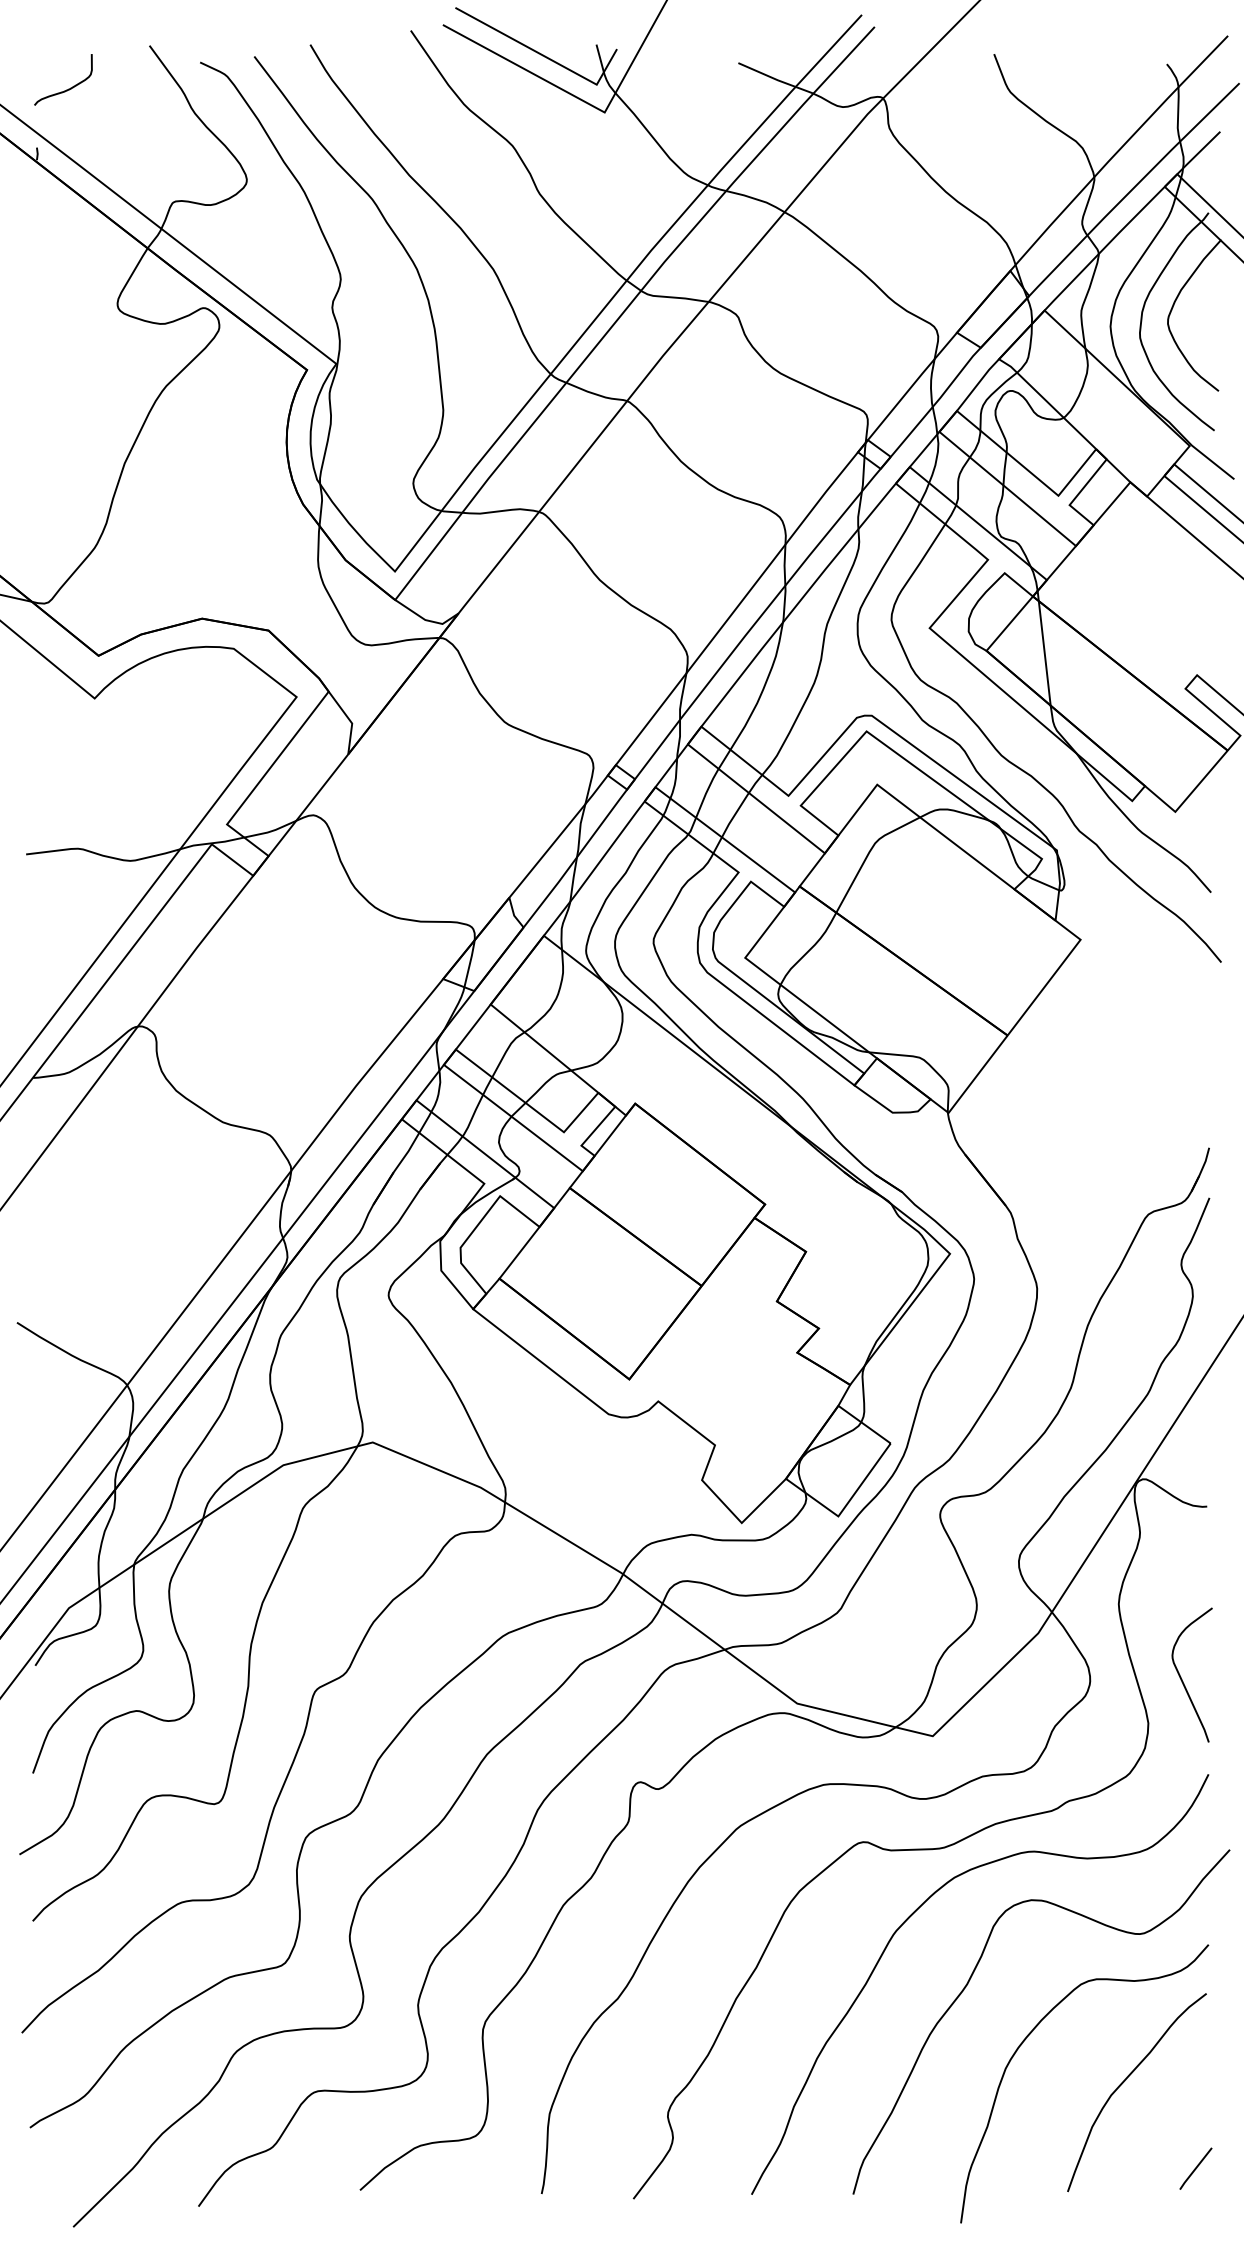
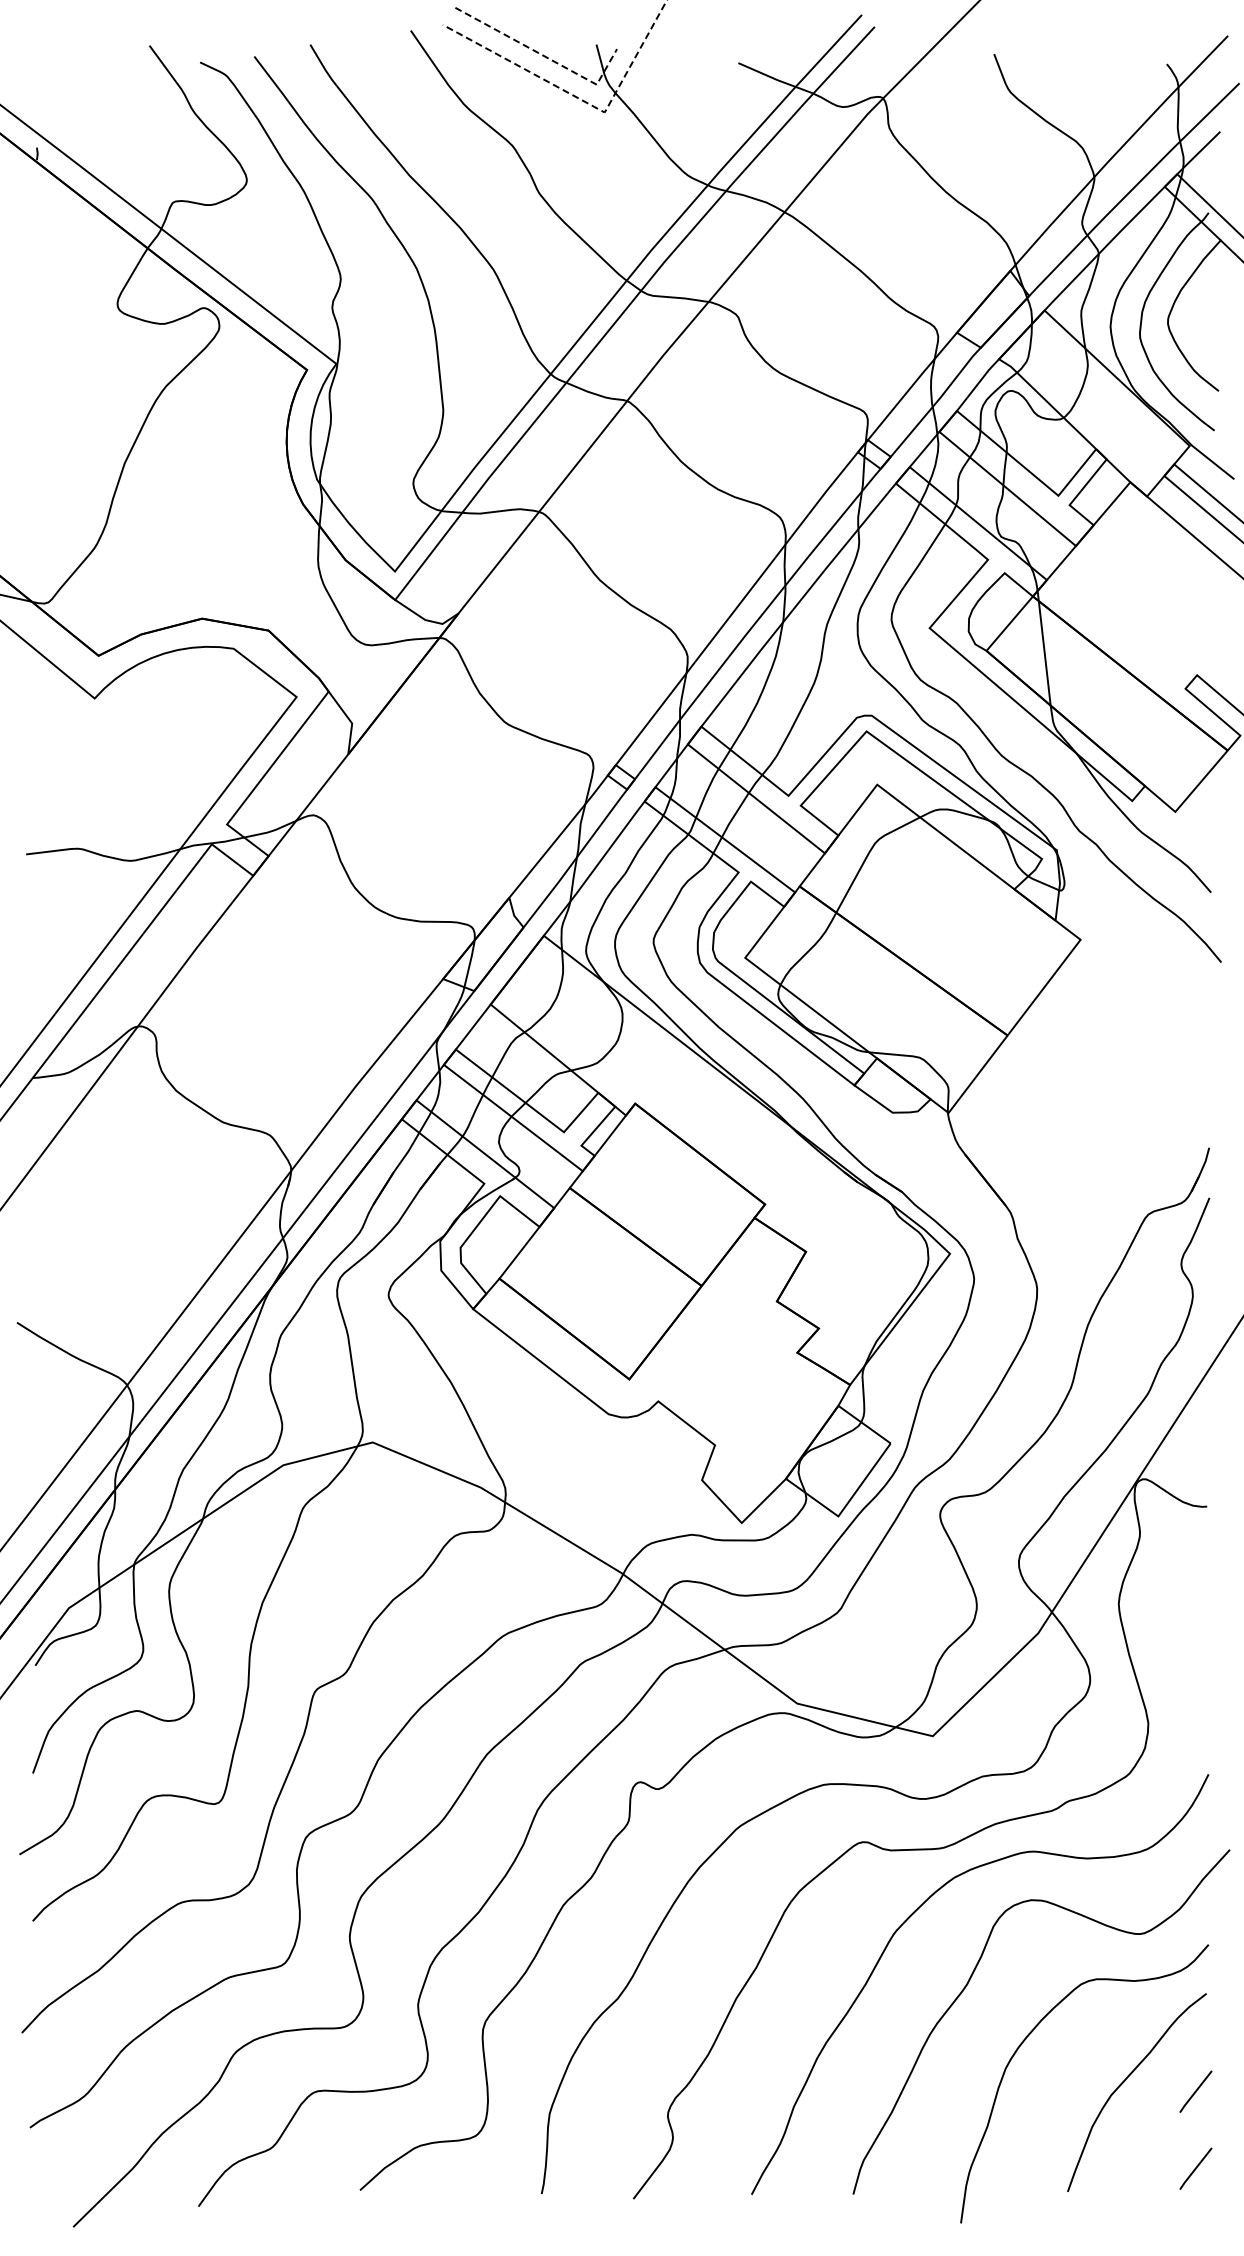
line: solid -> dashed (544, 56)
curve: present -> none (68, 88)
line: solid -> dashed (580, 99)
curve: present -> none (1182, 1679)
line: none -> present (1195, 2091)
